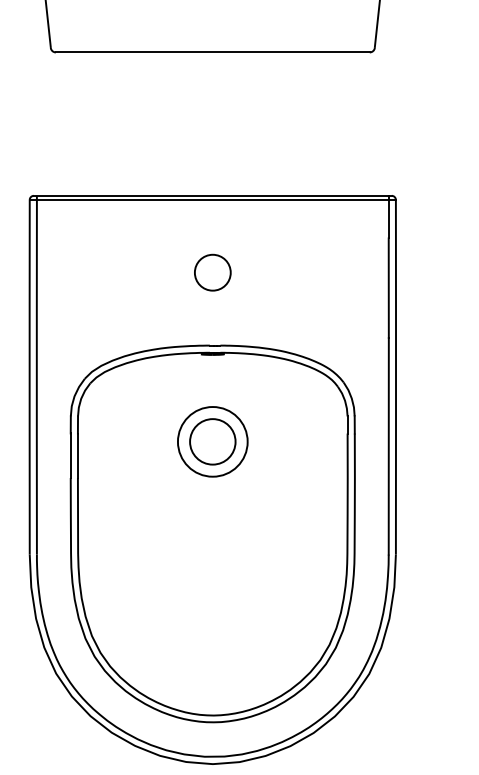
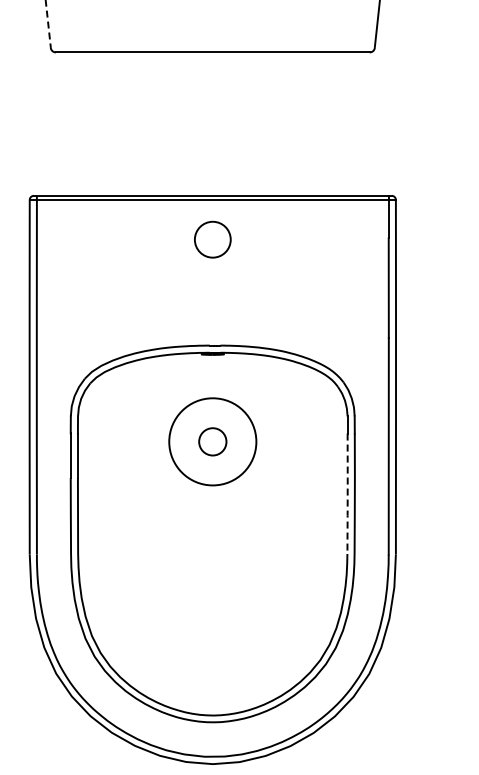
line: solid -> dashed (48, 24)
circle position: (212, 272) -> (212, 239) (212, 239)
circle diameter: 46 px -> 27 px (212, 441)
circle diameter: 70 px -> 87 px (212, 441)
line: solid -> dashed (347, 493)
